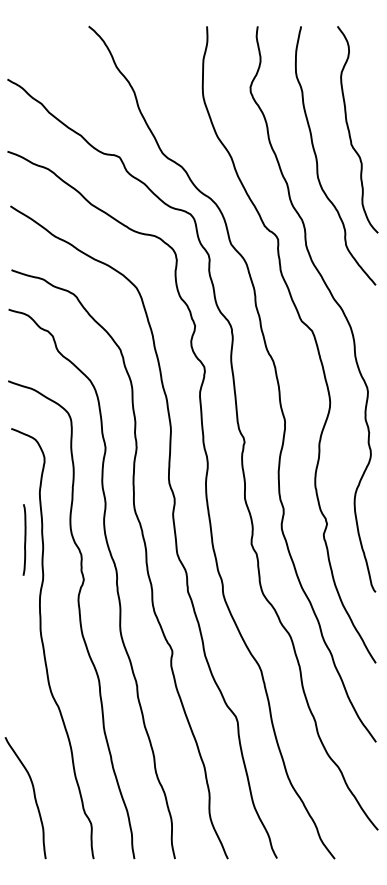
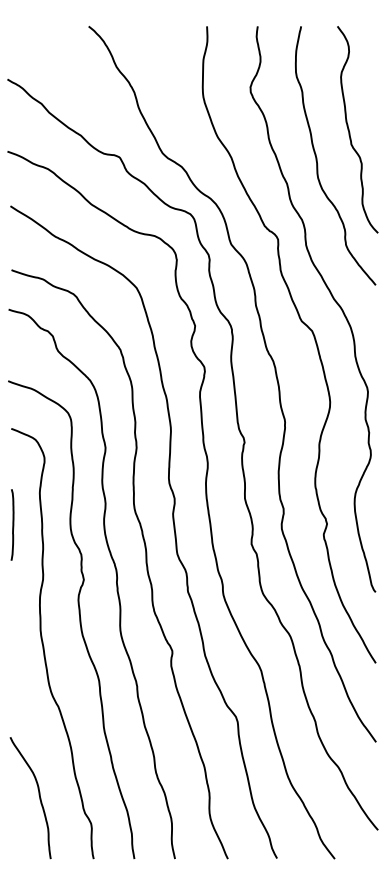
curve position: (24, 539) -> (12, 524) (12, 524)
curve position: (33, 795) -> (38, 795) (38, 795)
